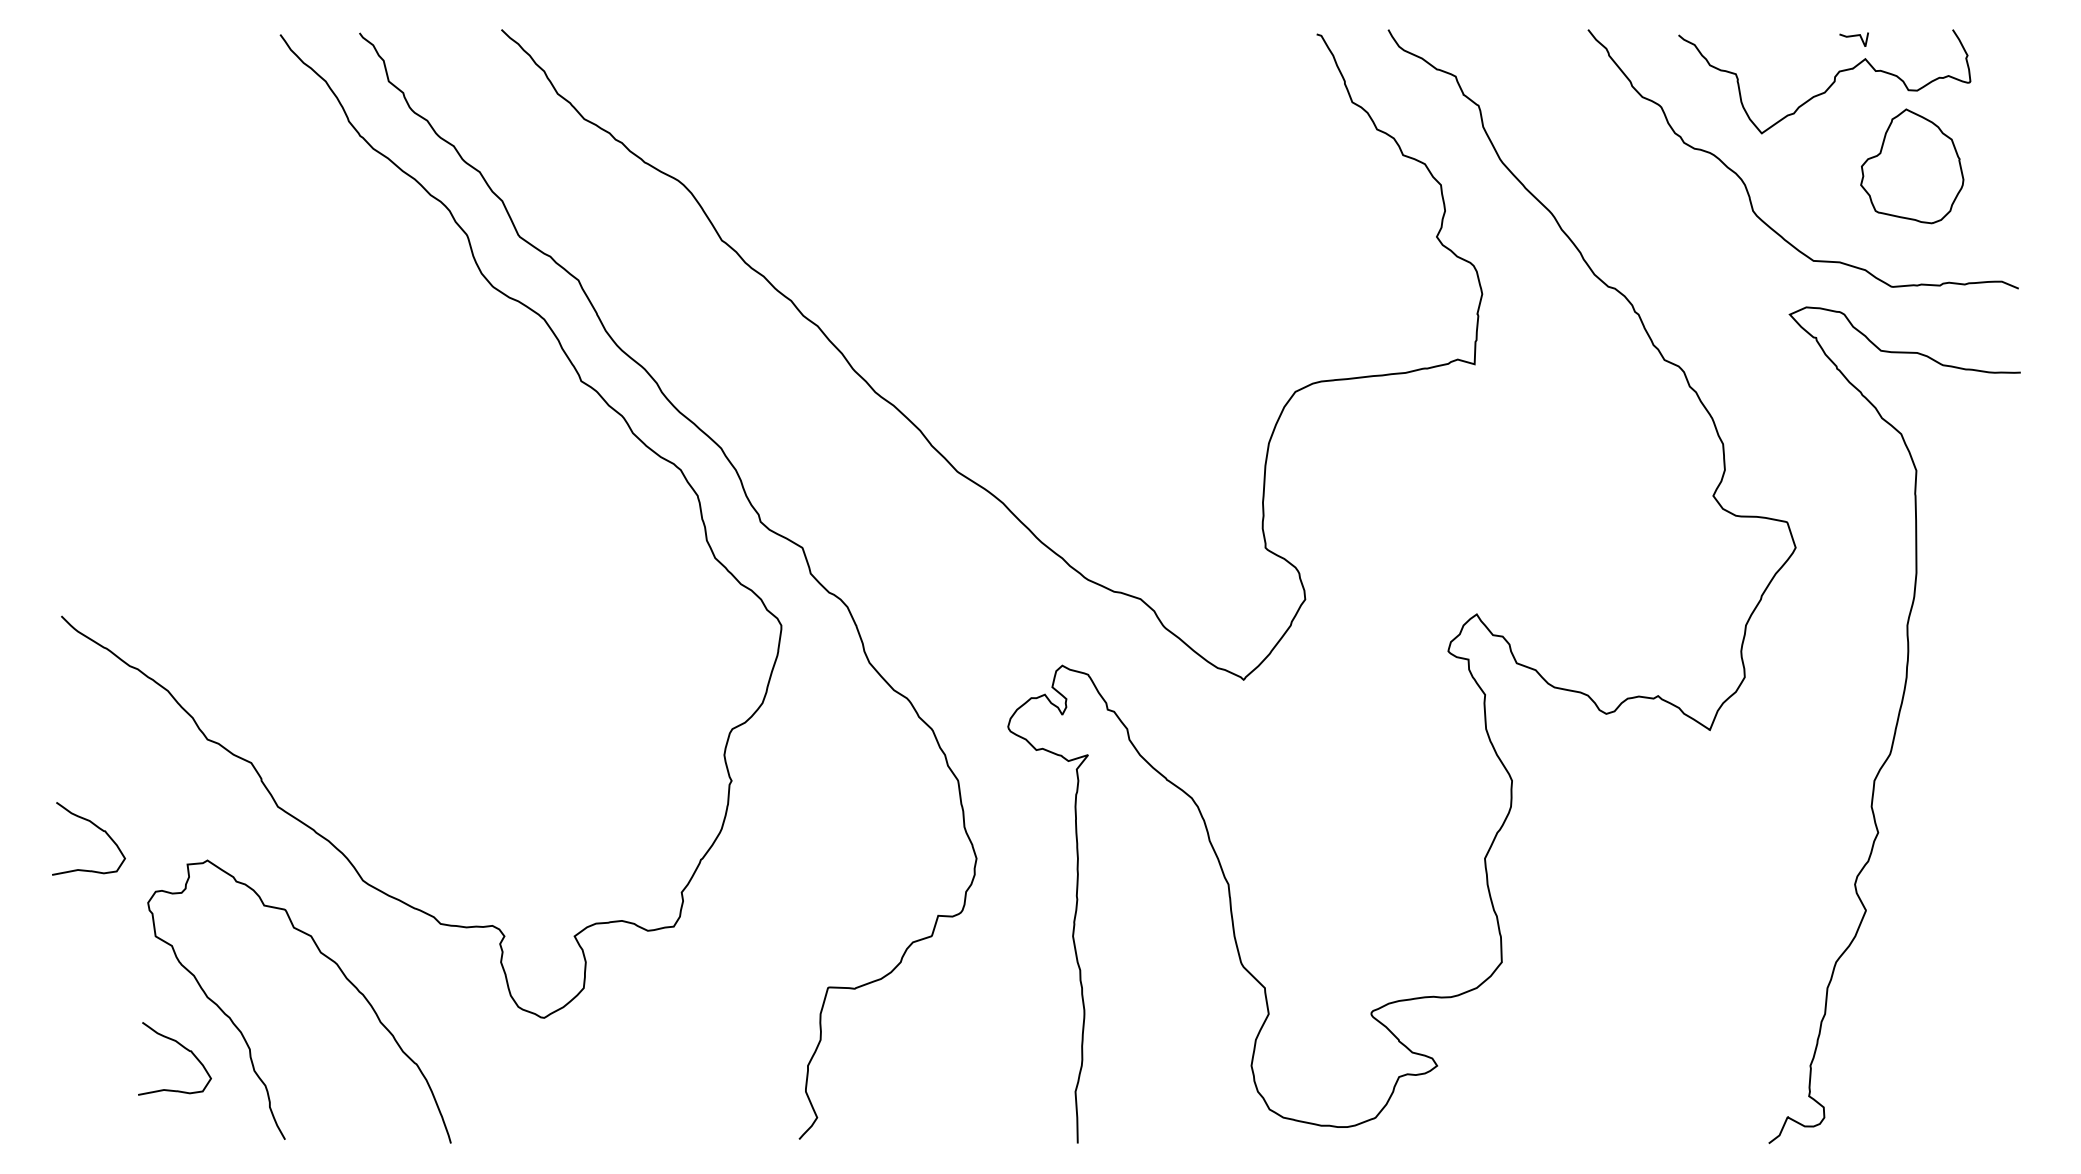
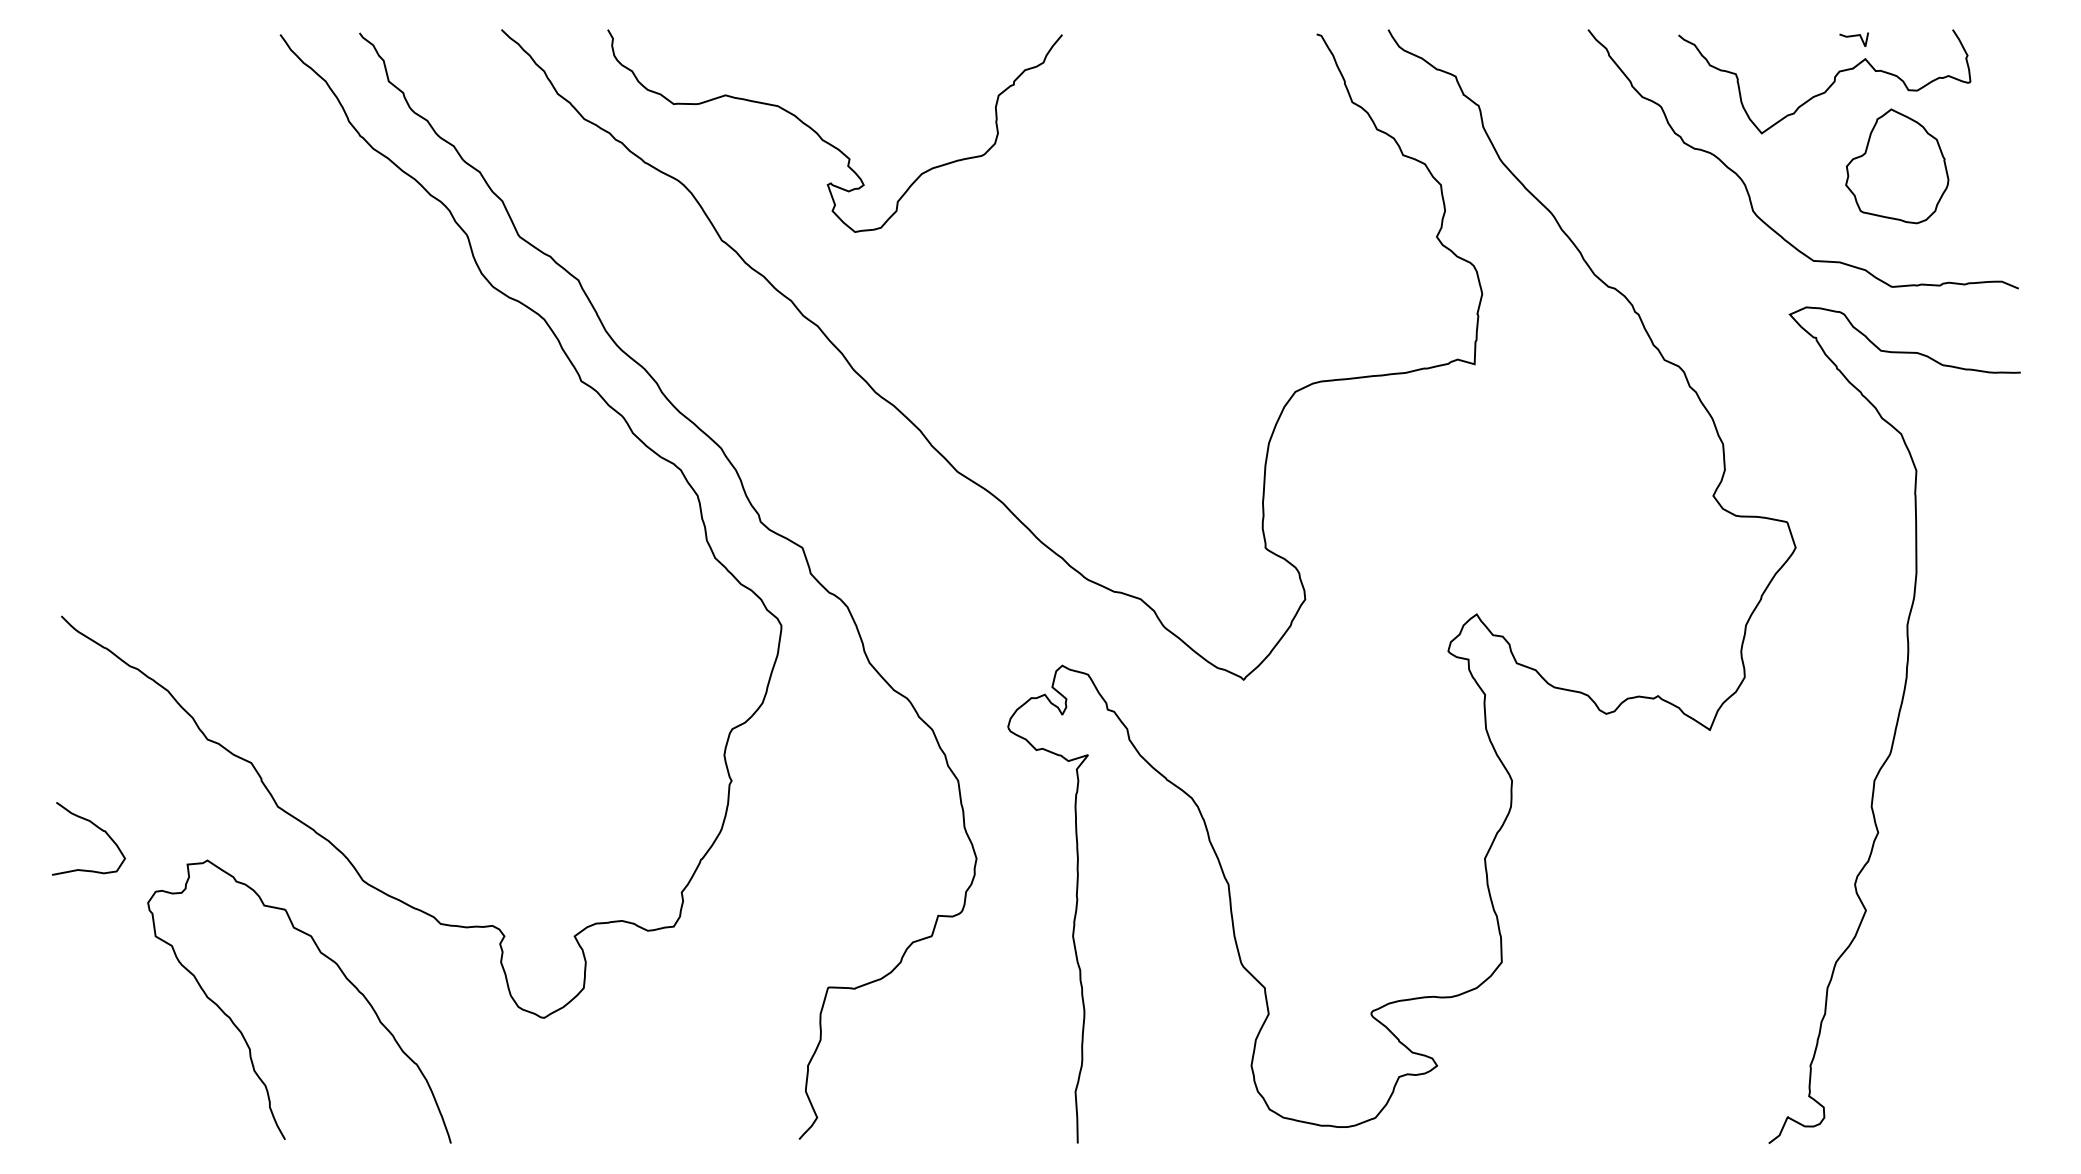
curve: none -> present (827, 141)
part position: (1912, 166) -> (1897, 166) (1897, 166)
curve: present -> none (182, 1047)
